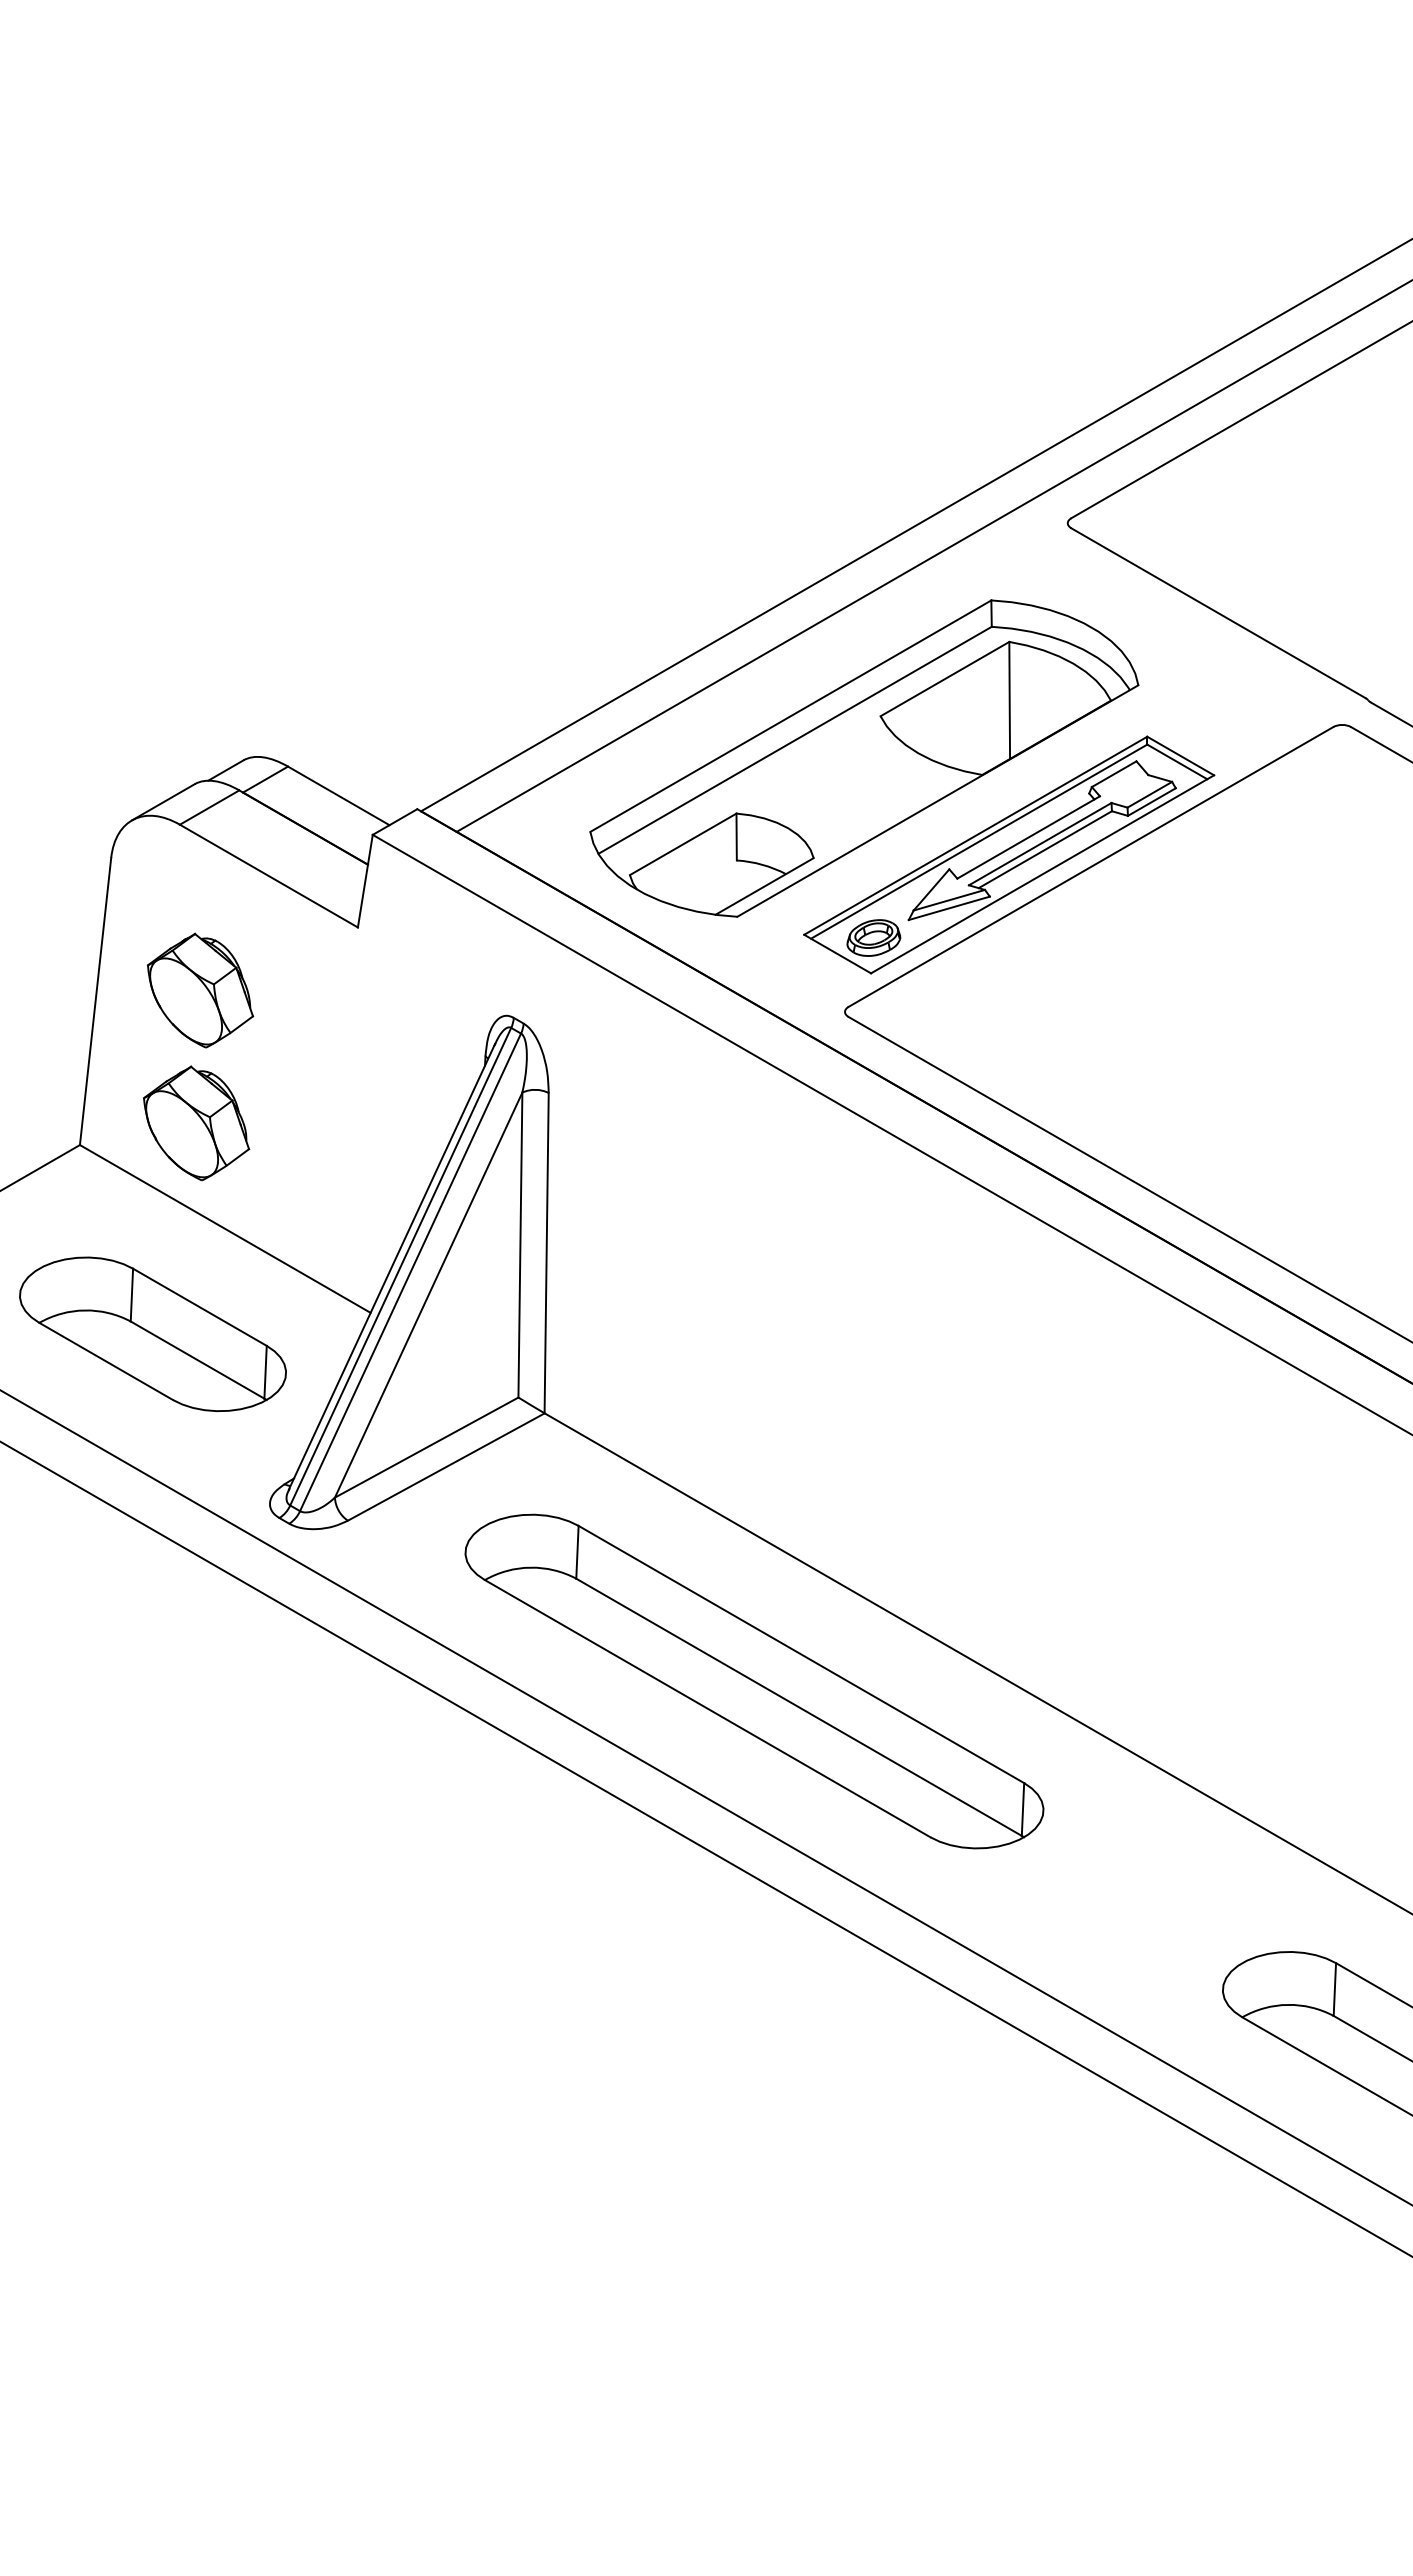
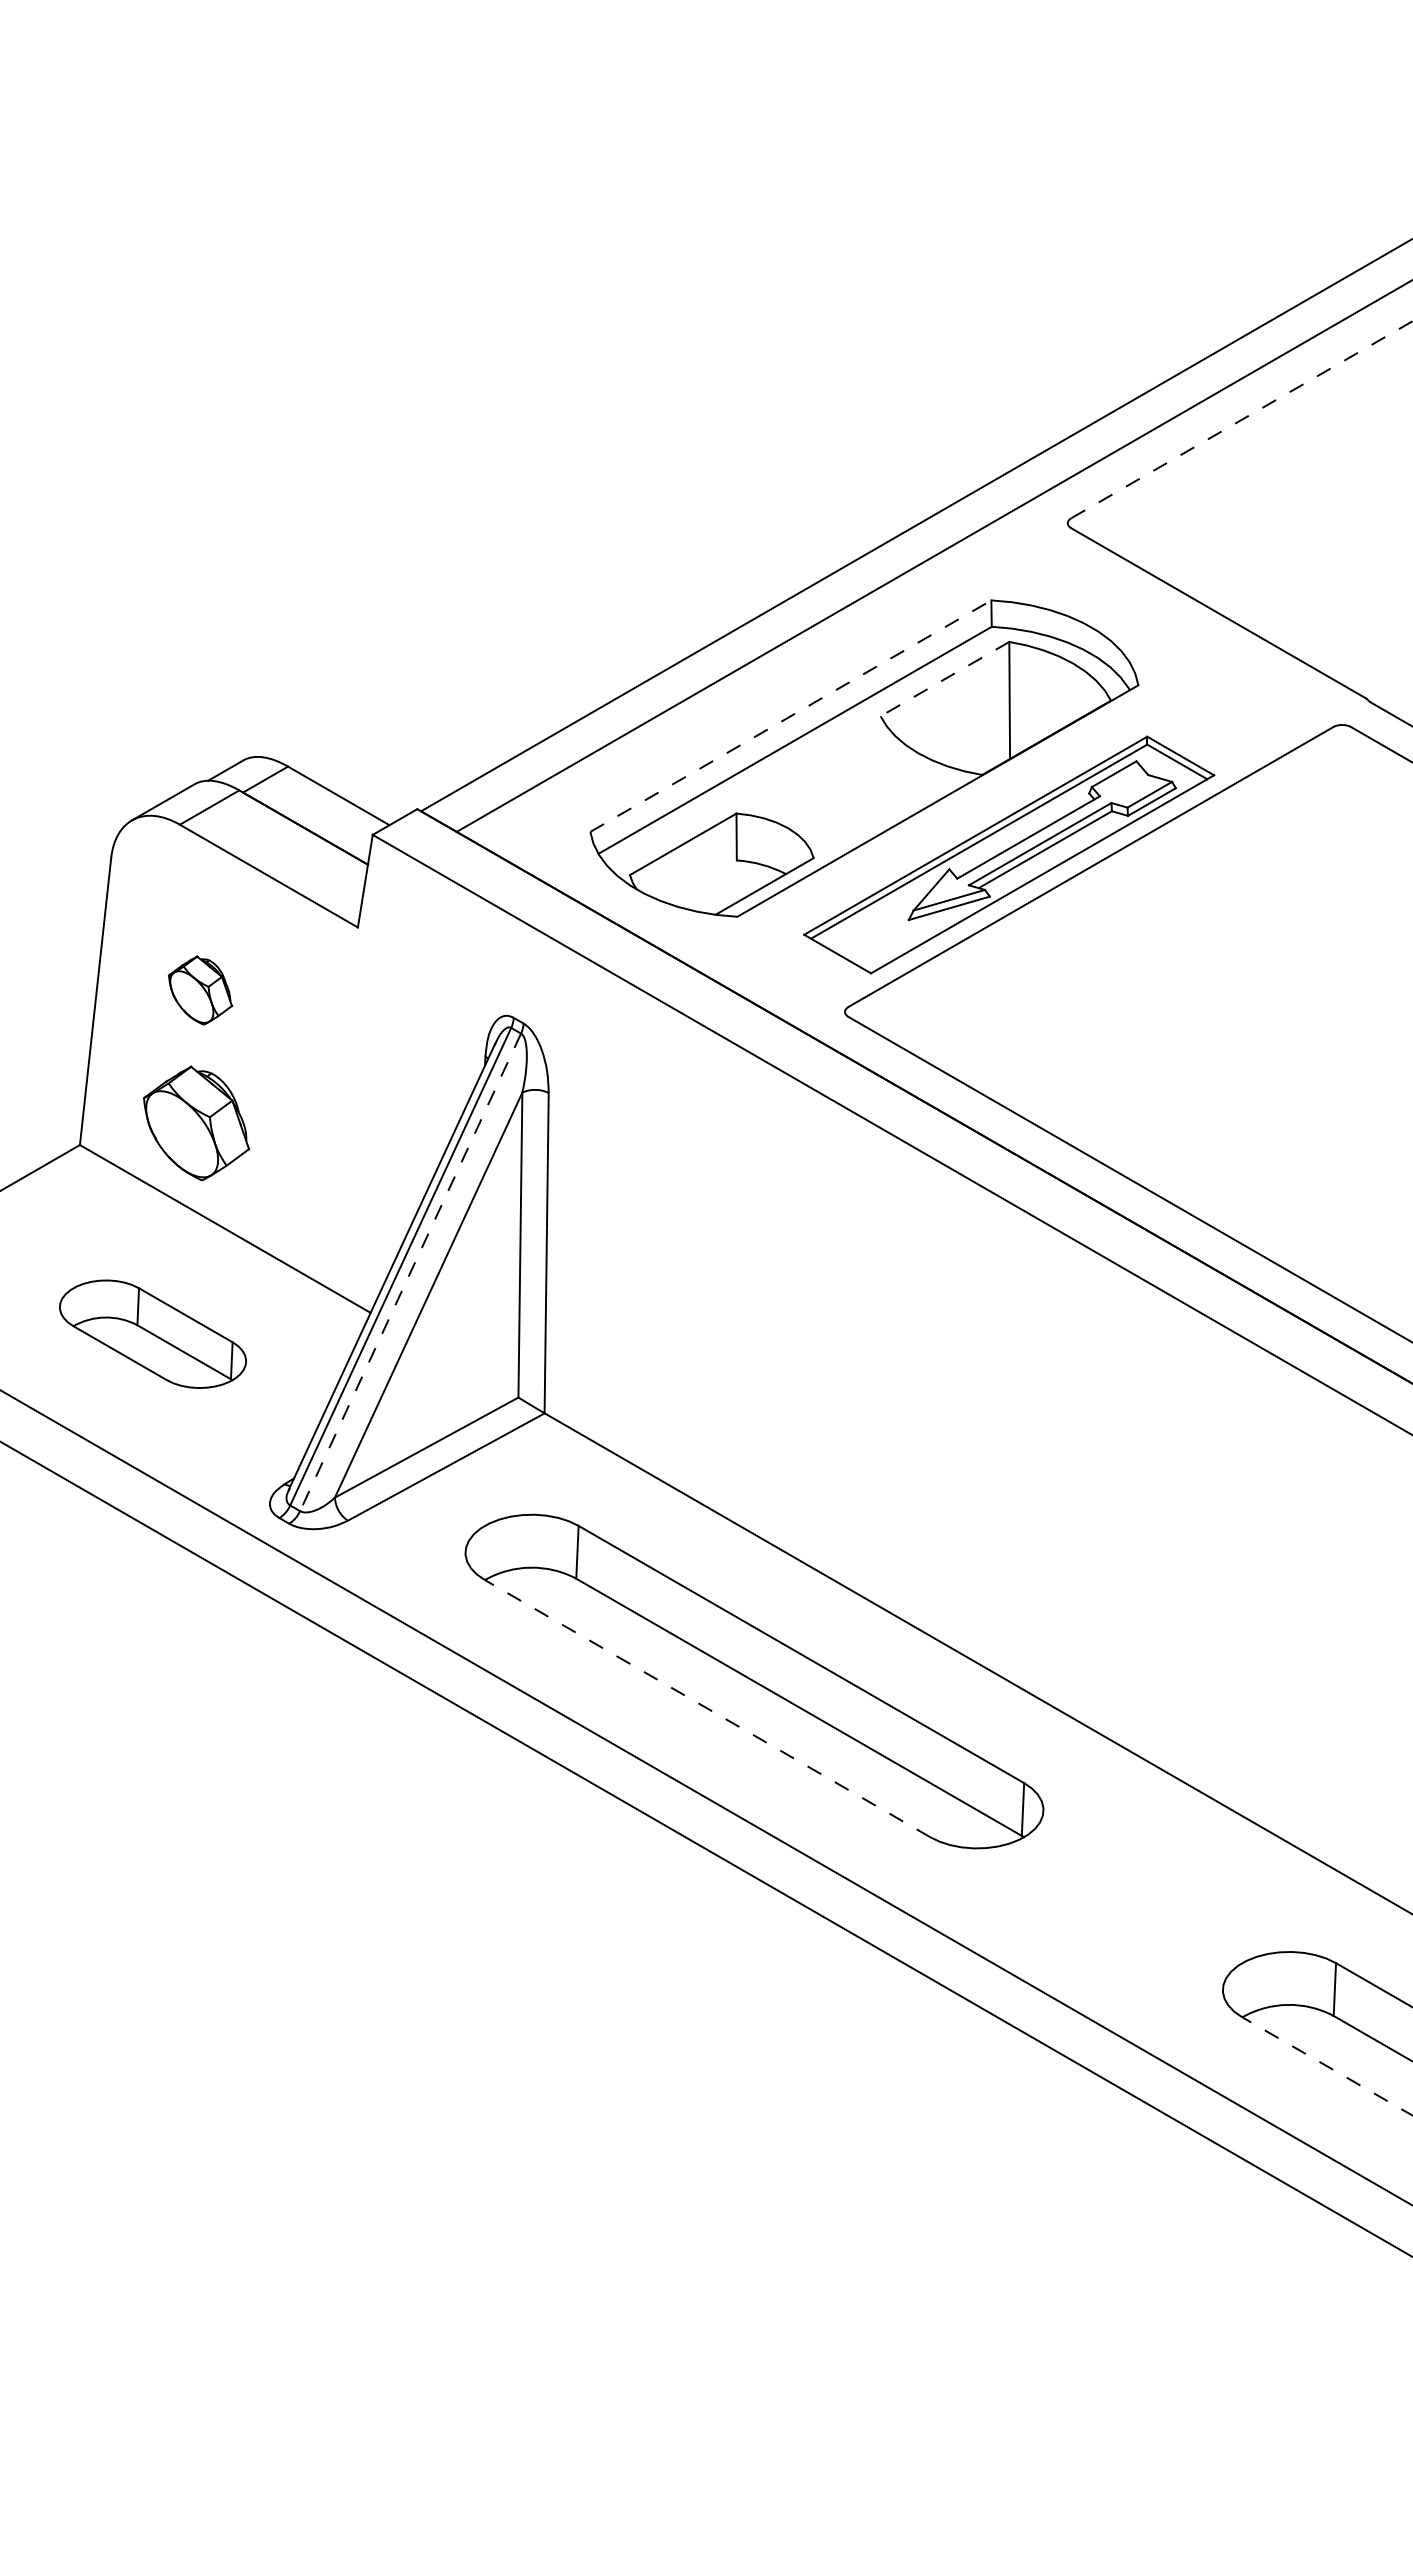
line: solid -> dashed (1242, 419)
line: solid -> dashed (944, 679)
line: solid -> dashed (790, 716)
part: present -> none (873, 937)
part size: 109x117 px -> 67x71 px (200, 990)
line: solid -> dashed (410, 1272)
part size: 268x156 px -> 188x110 px (152, 1333)
line: solid -> dashed (707, 1708)
line: solid -> dashed (1327, 2066)
